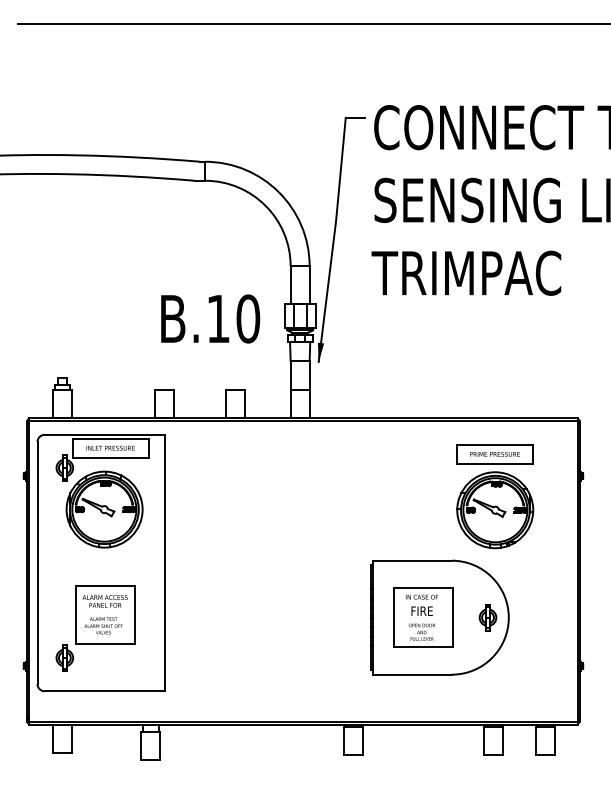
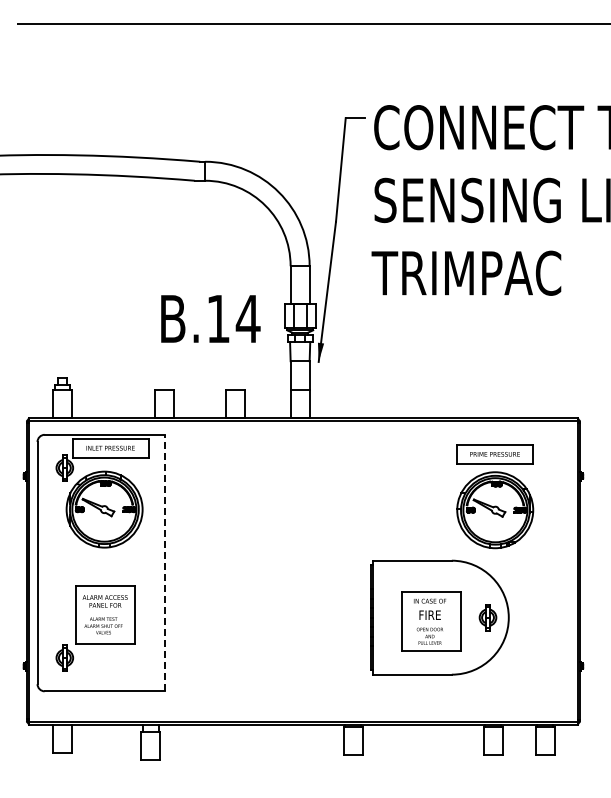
text: B.10 -> B.14 (247, 318)
line: solid -> dashed (164, 562)
part position: (423, 617) -> (431, 621) (431, 621)
